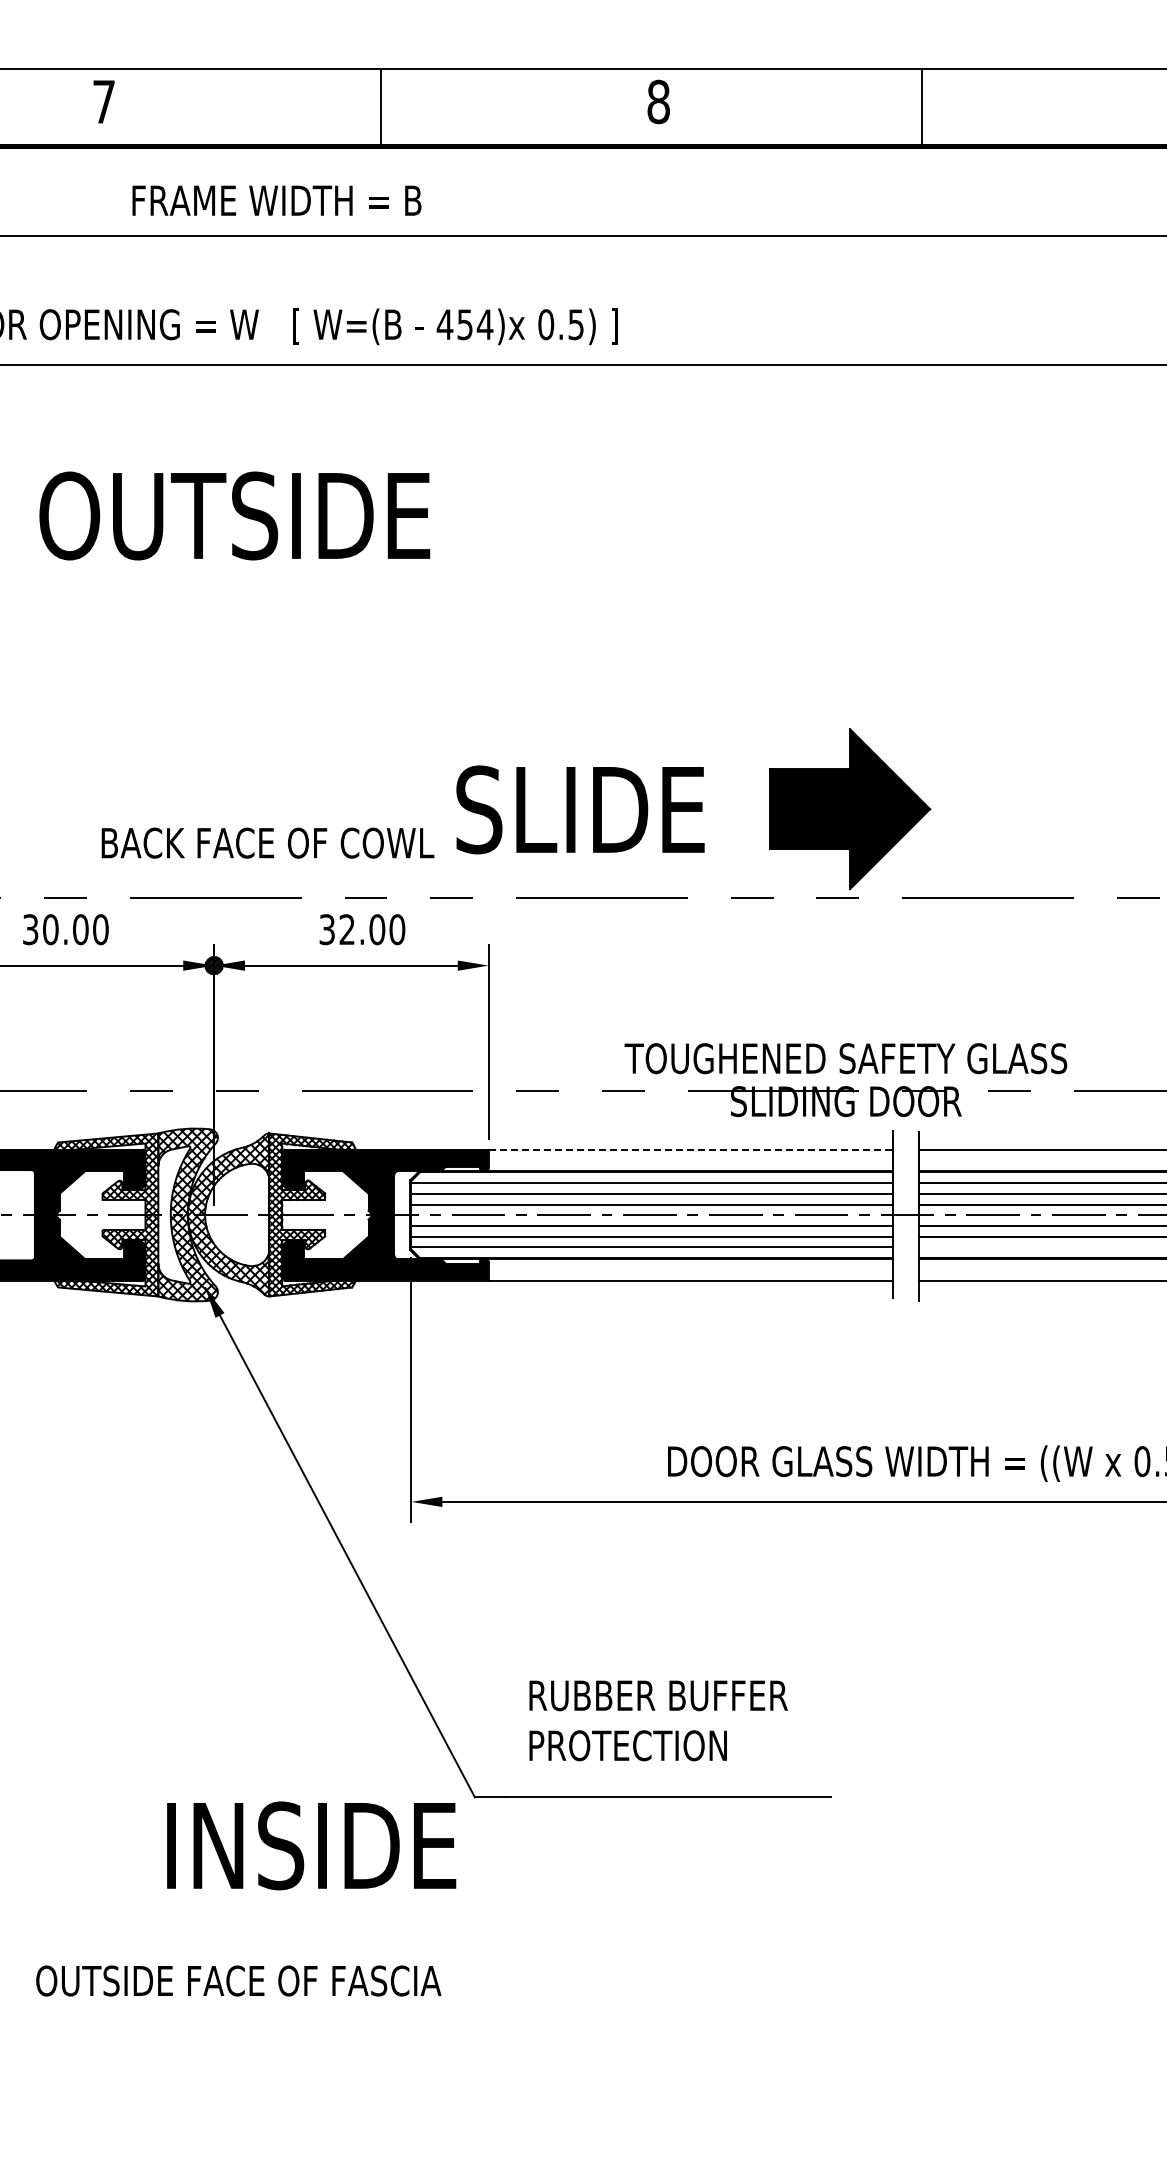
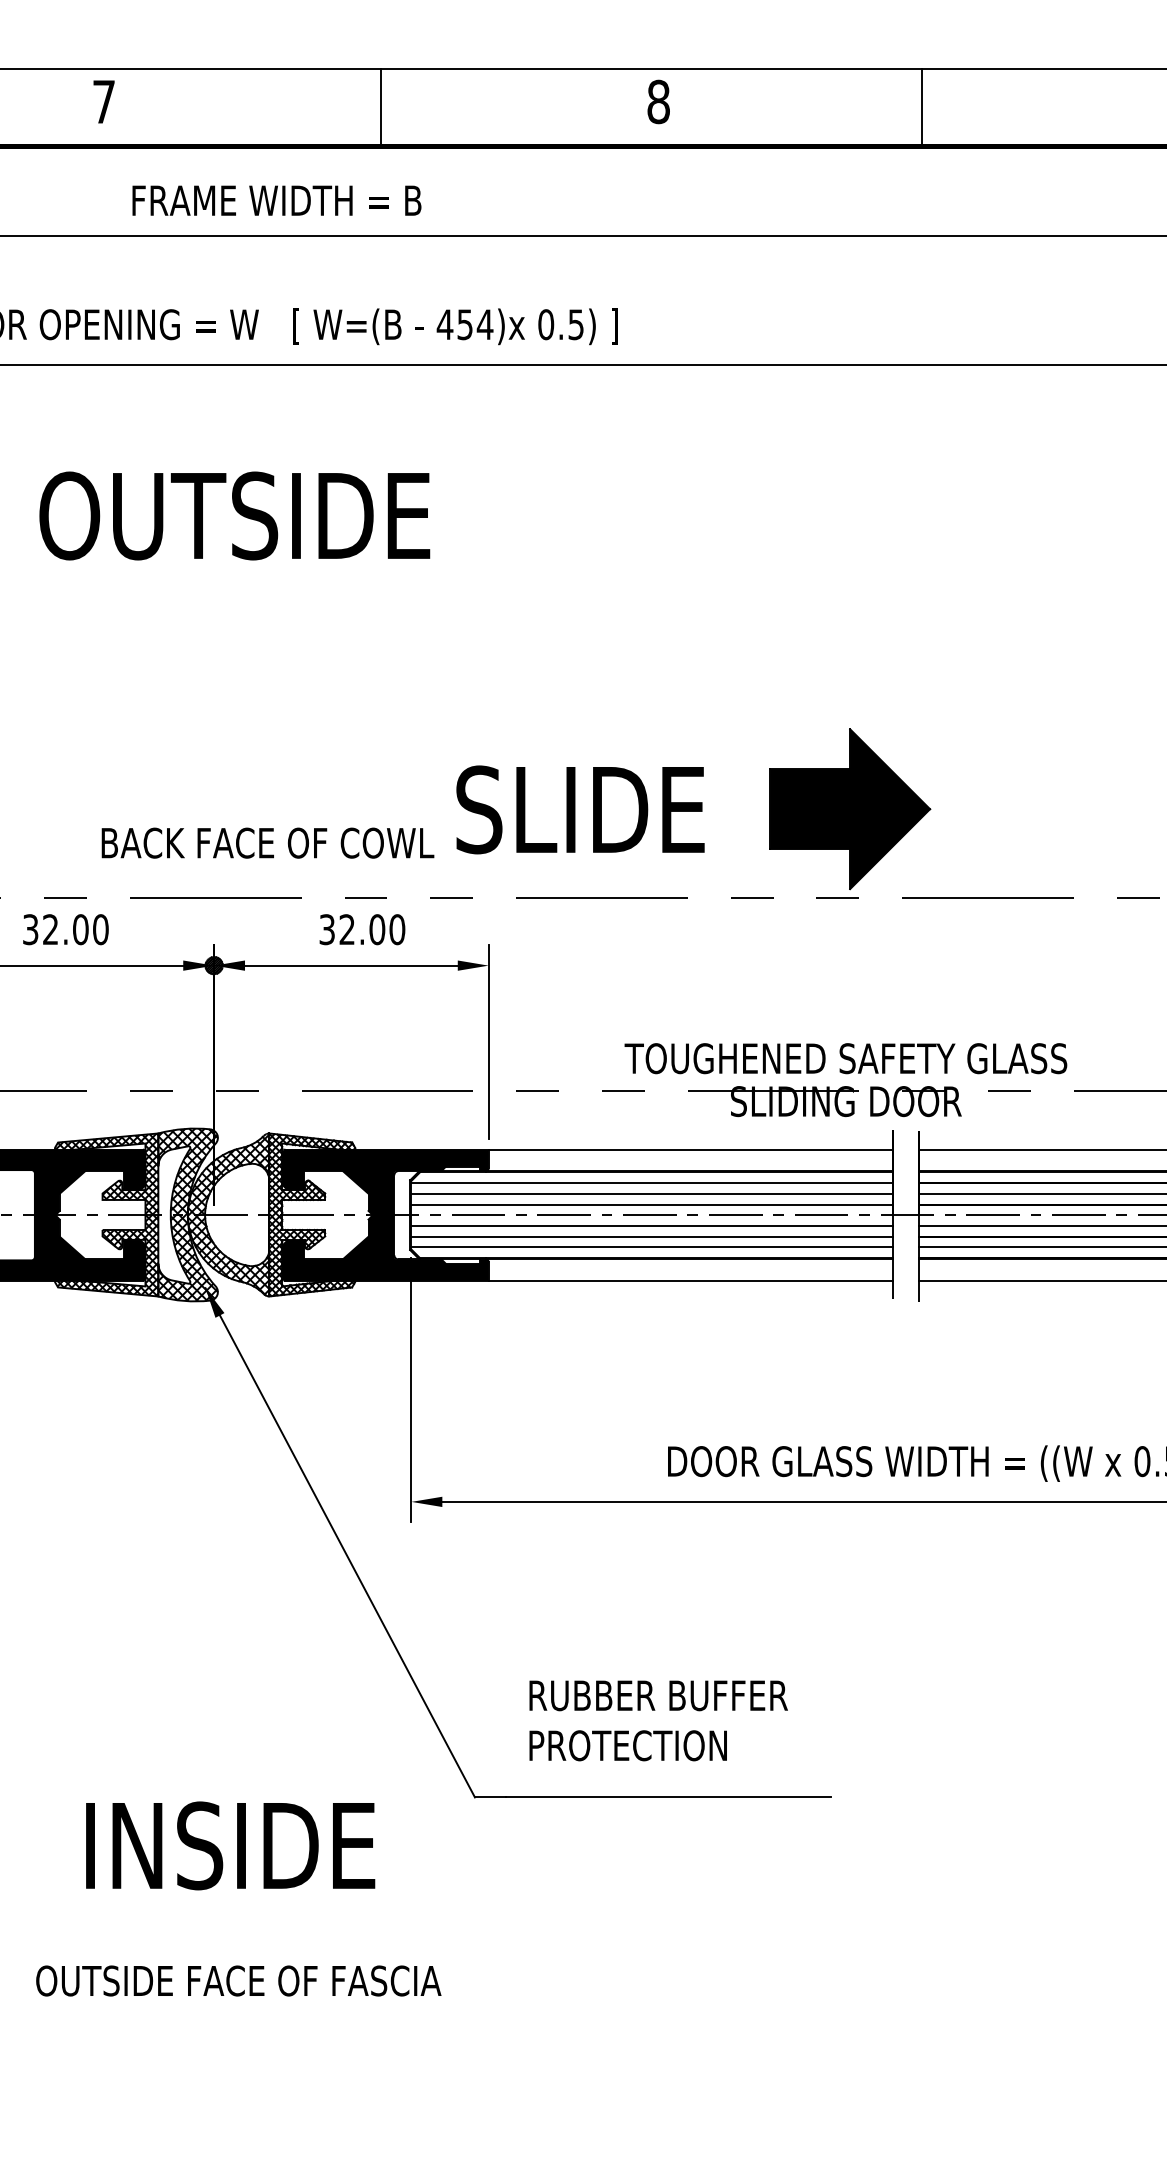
text: 30.00 -> 32.00 (50, 929)
line: dashed -> solid (691, 1149)
line: none -> present (1041, 1247)
text position: (311, 1845) -> (230, 1845) (230, 1845)
